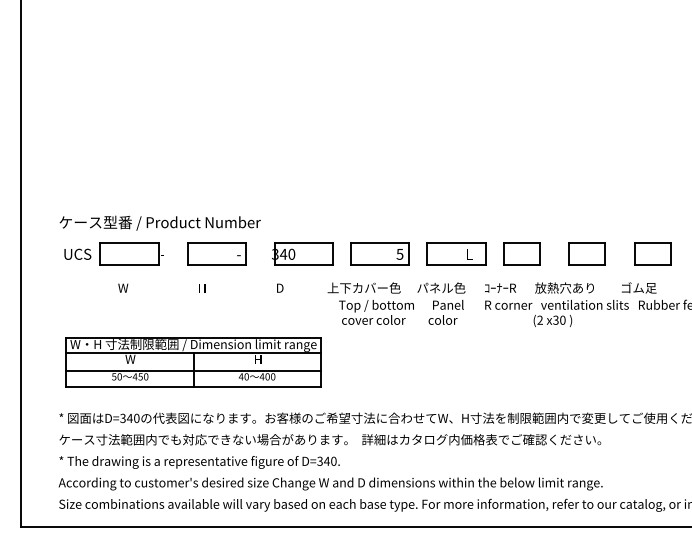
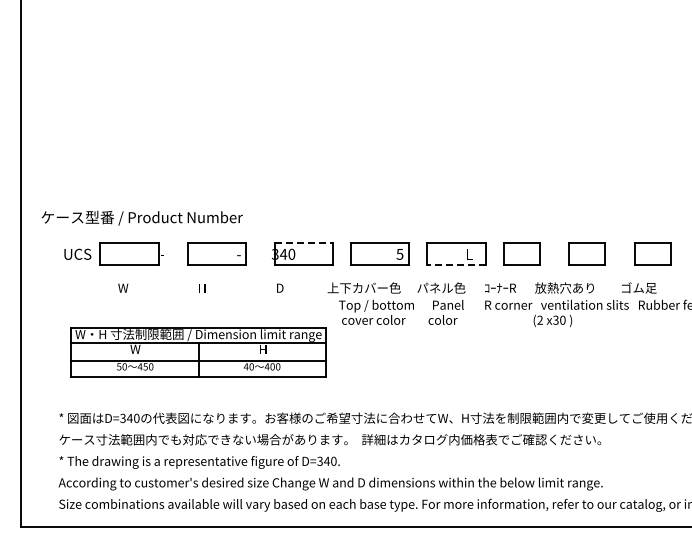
text position: (159, 222) -> (141, 217) (141, 217)
line: solid -> dashed (304, 243)
line: solid -> dashed (455, 264)
part position: (193, 362) -> (198, 352) (198, 352)
